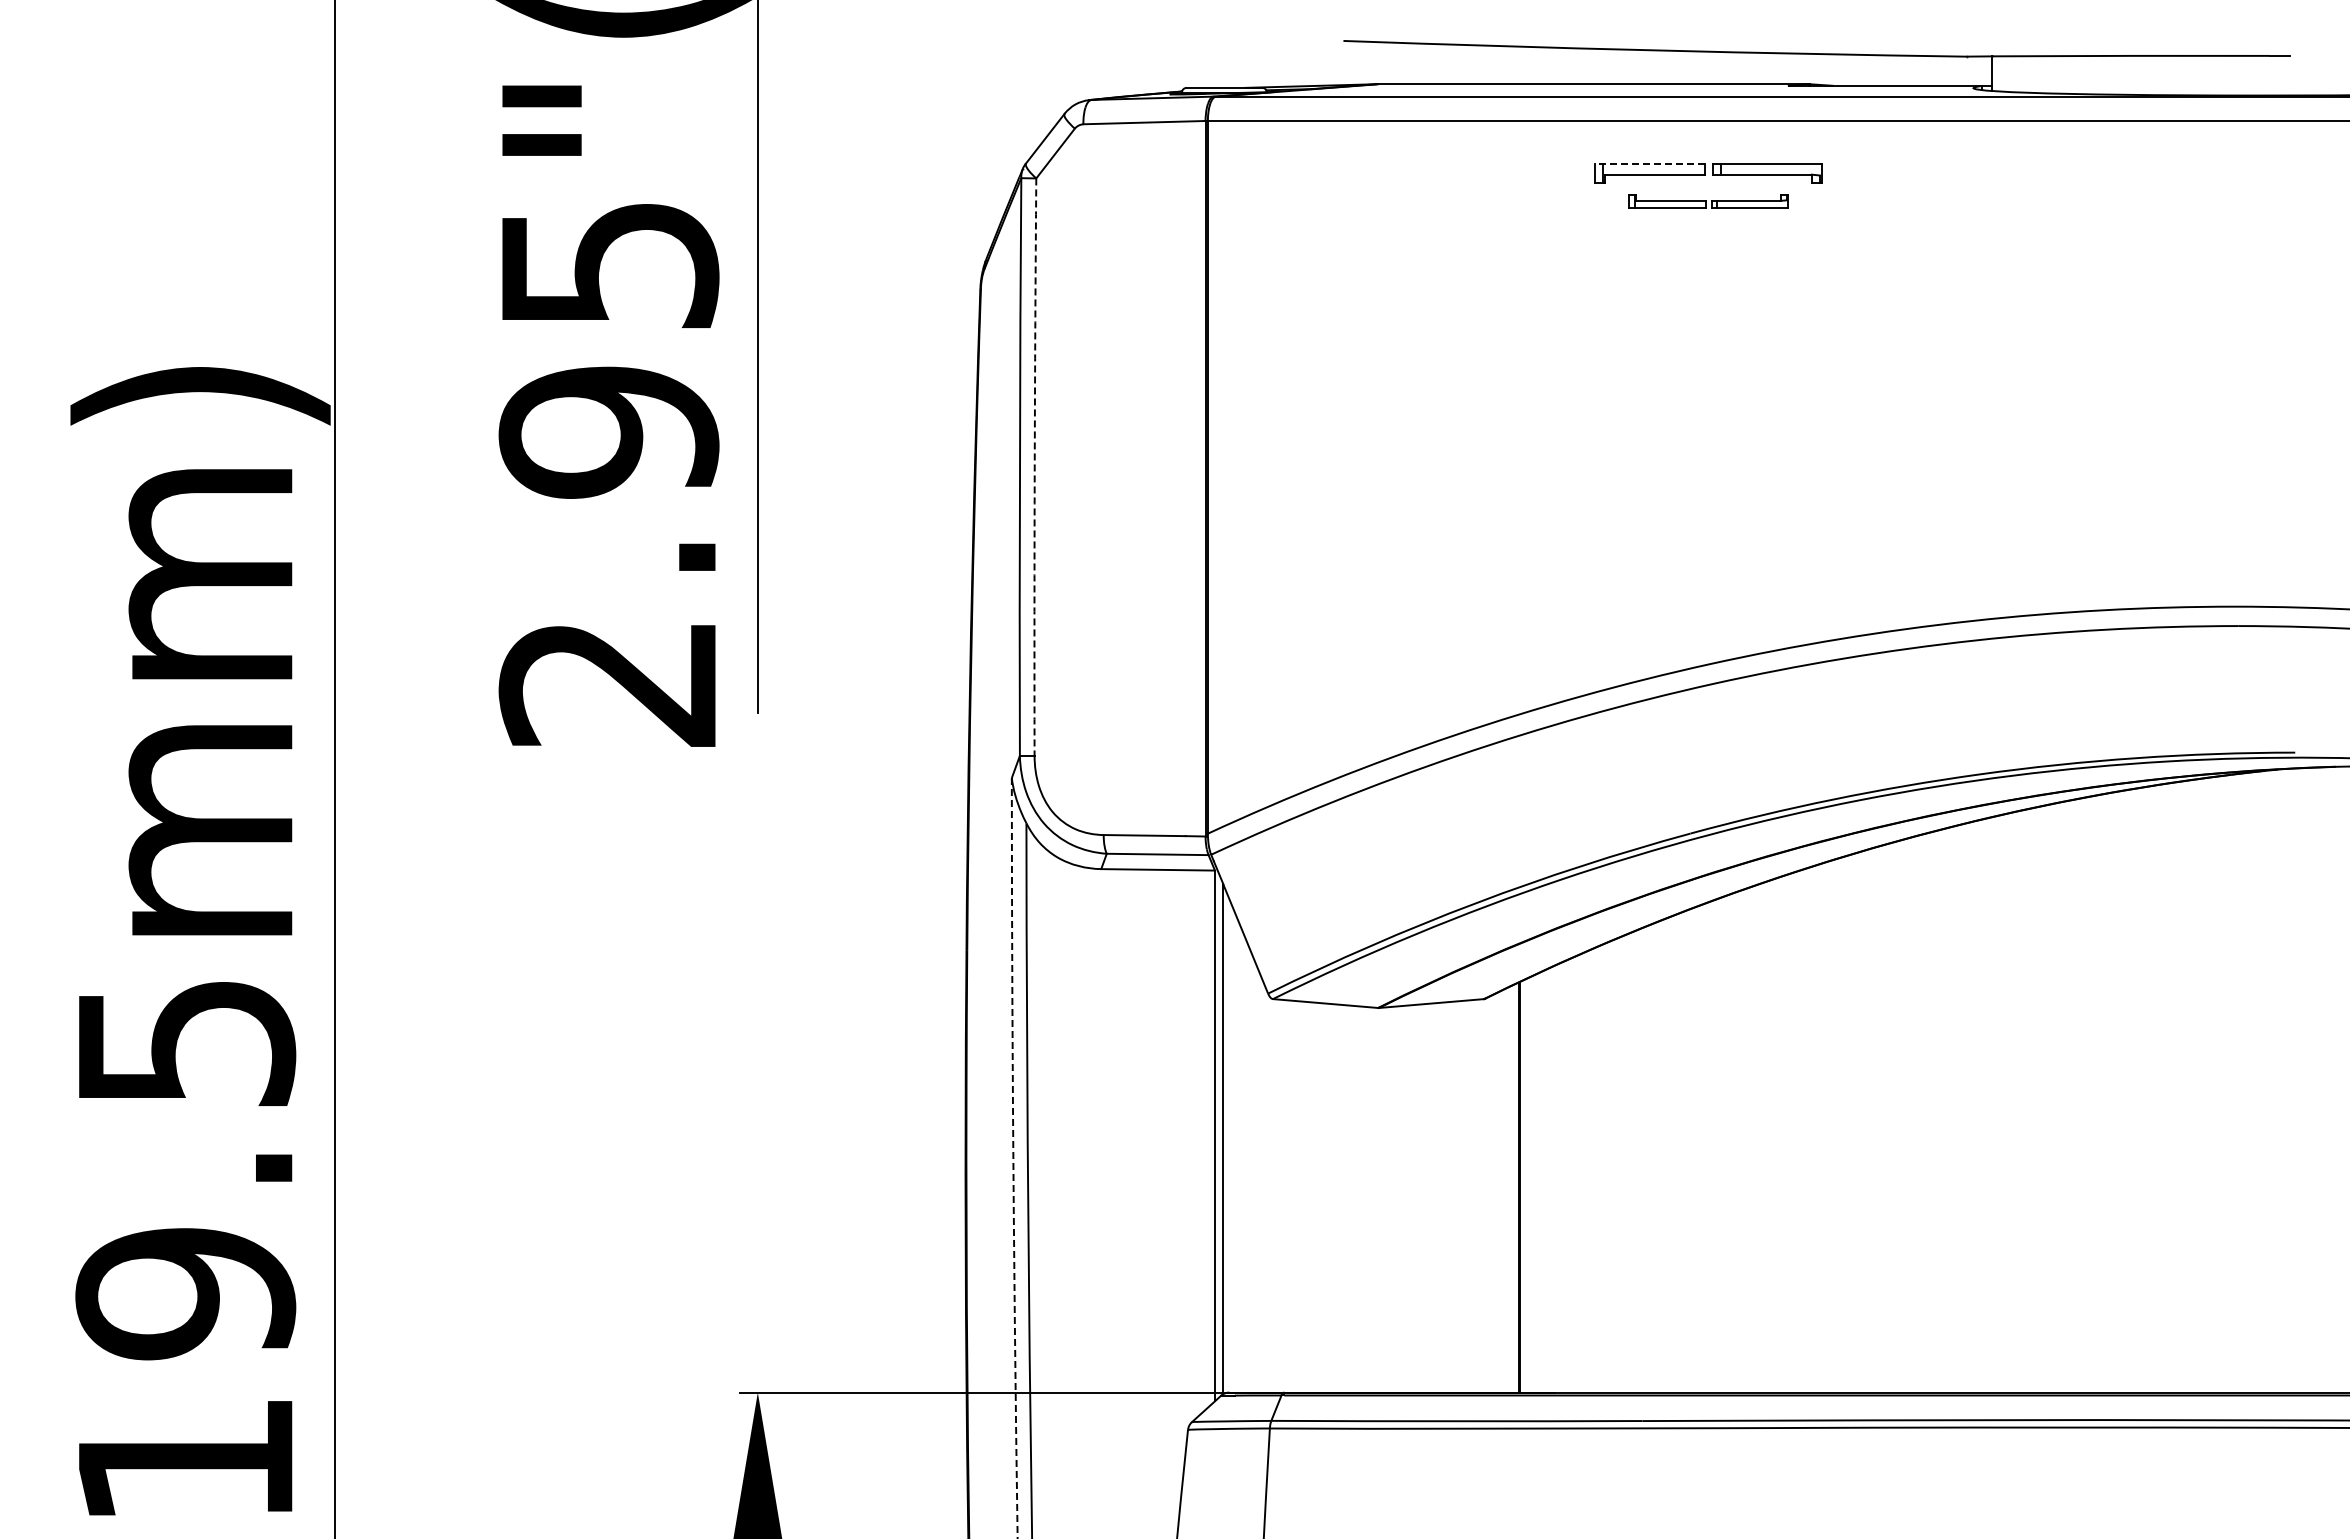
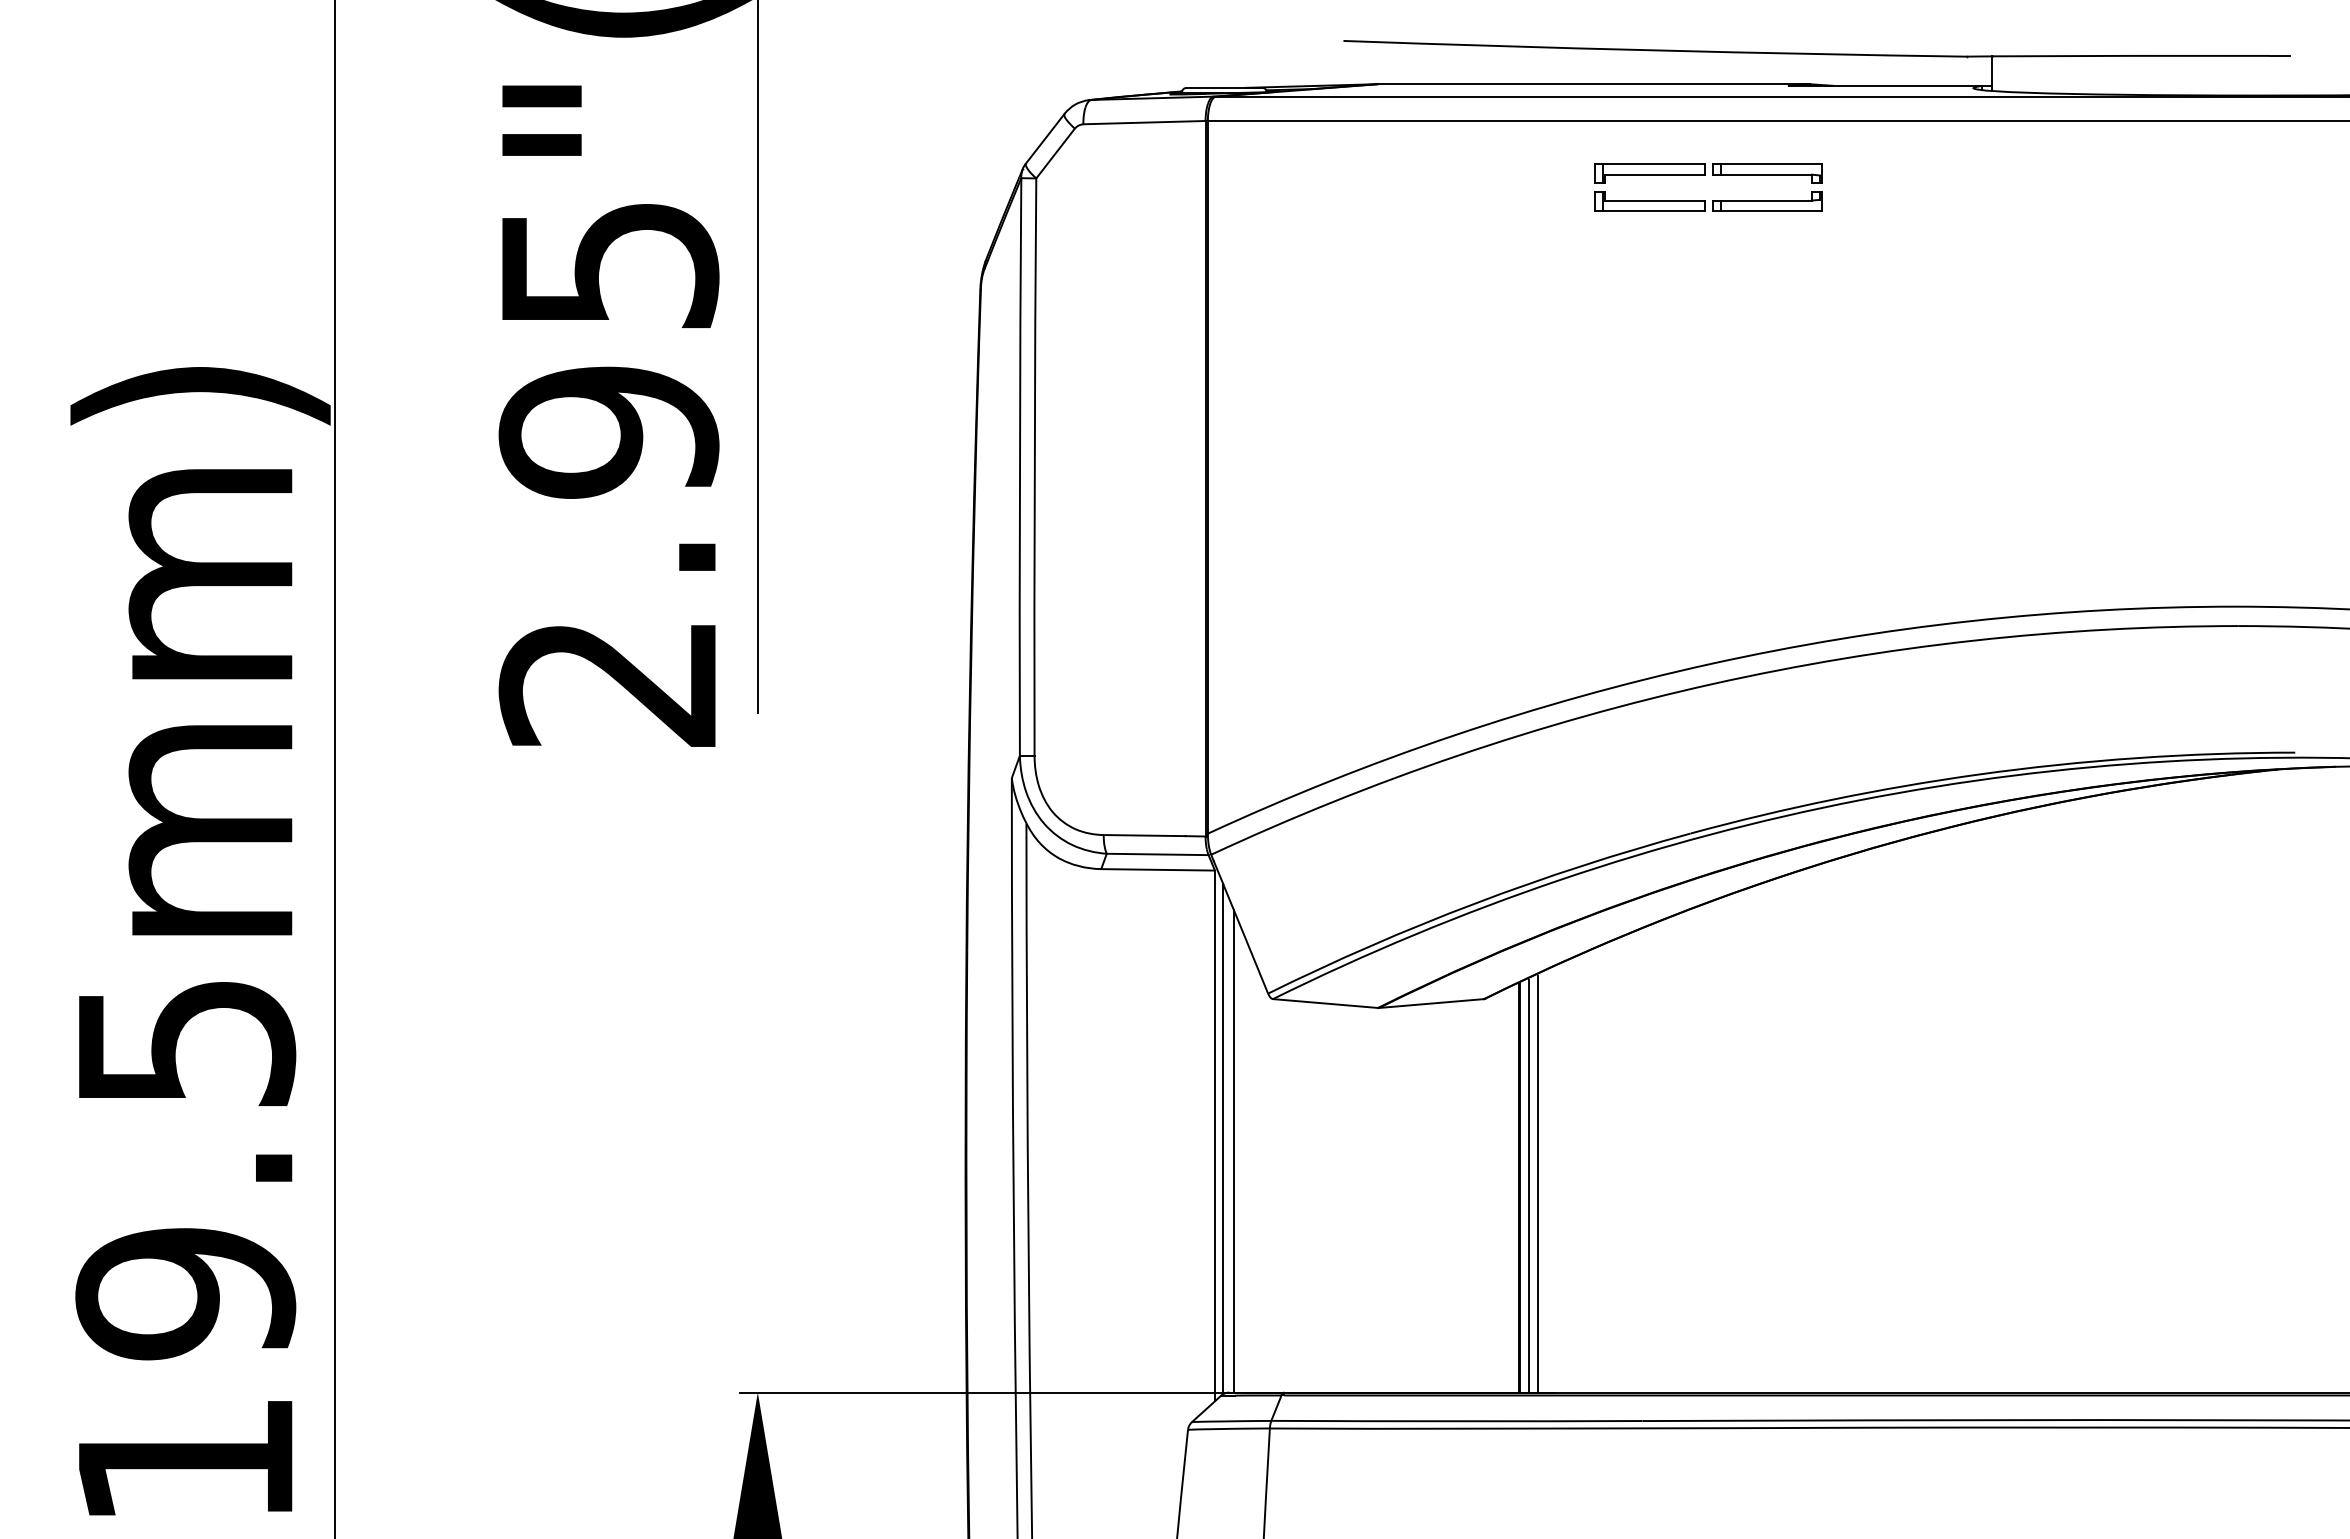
line: dashed -> solid (1649, 164)
part size: 161x15 px -> 229x21 px (1708, 201)
arc: dashed -> solid (1034, 467)
line: none -> present (1233, 1150)
arc: dashed -> solid (1013, 1158)
line: none -> present (1537, 1183)
line: none -> present (1529, 1185)
